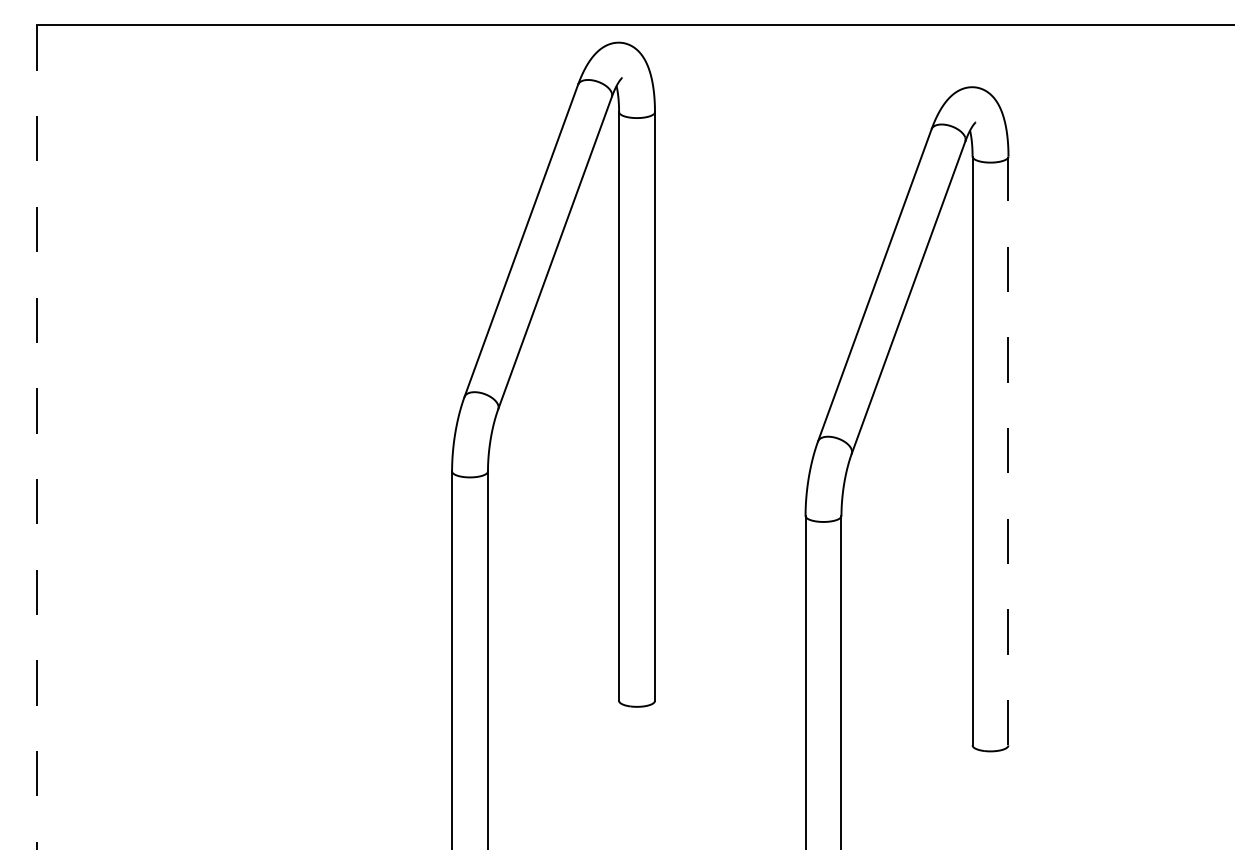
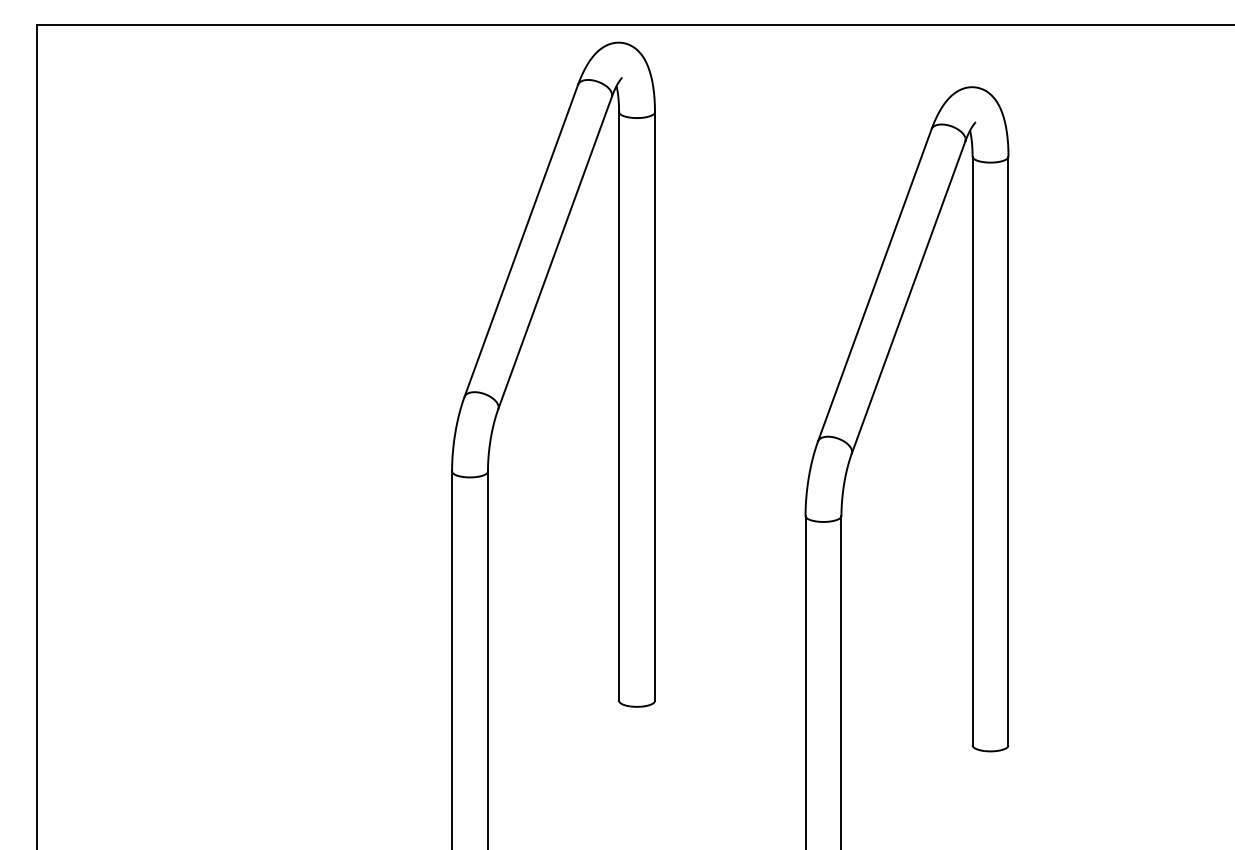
line: dashed -> solid (37, 437)
line: dashed -> solid (1008, 450)
